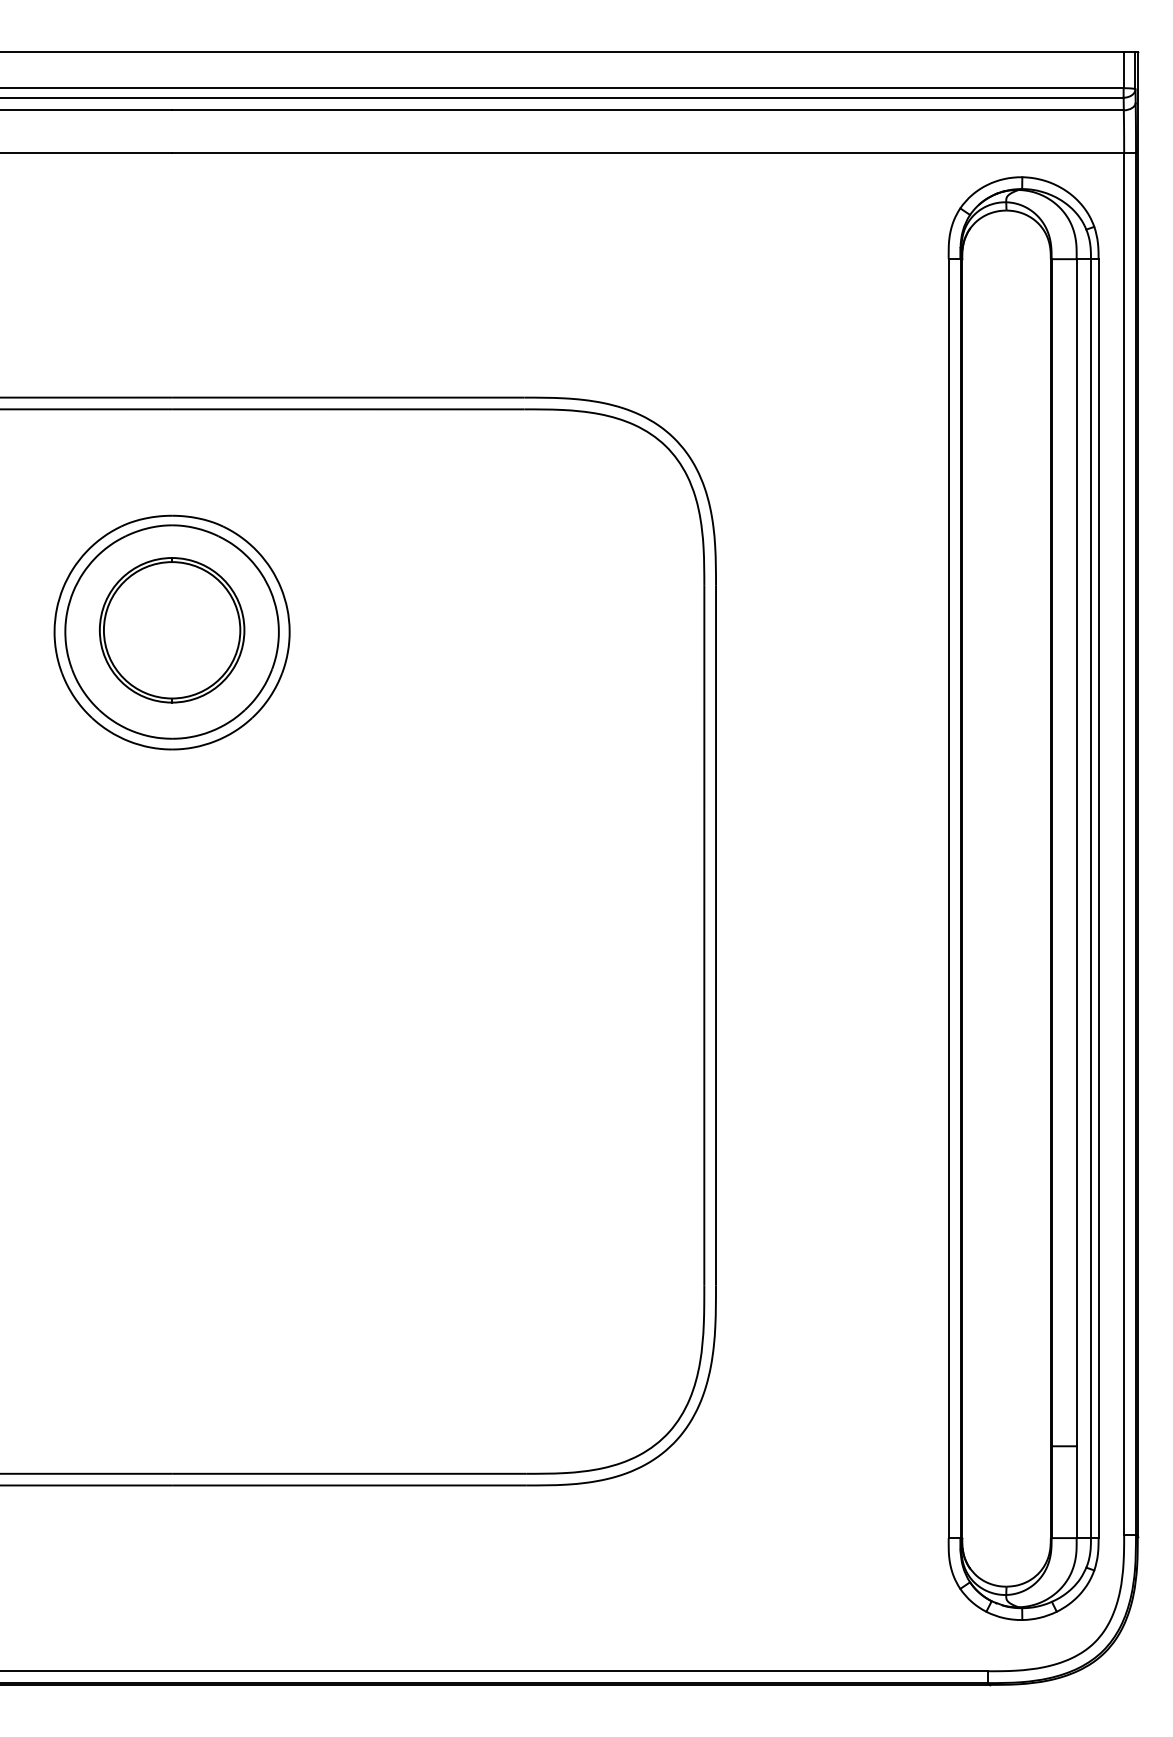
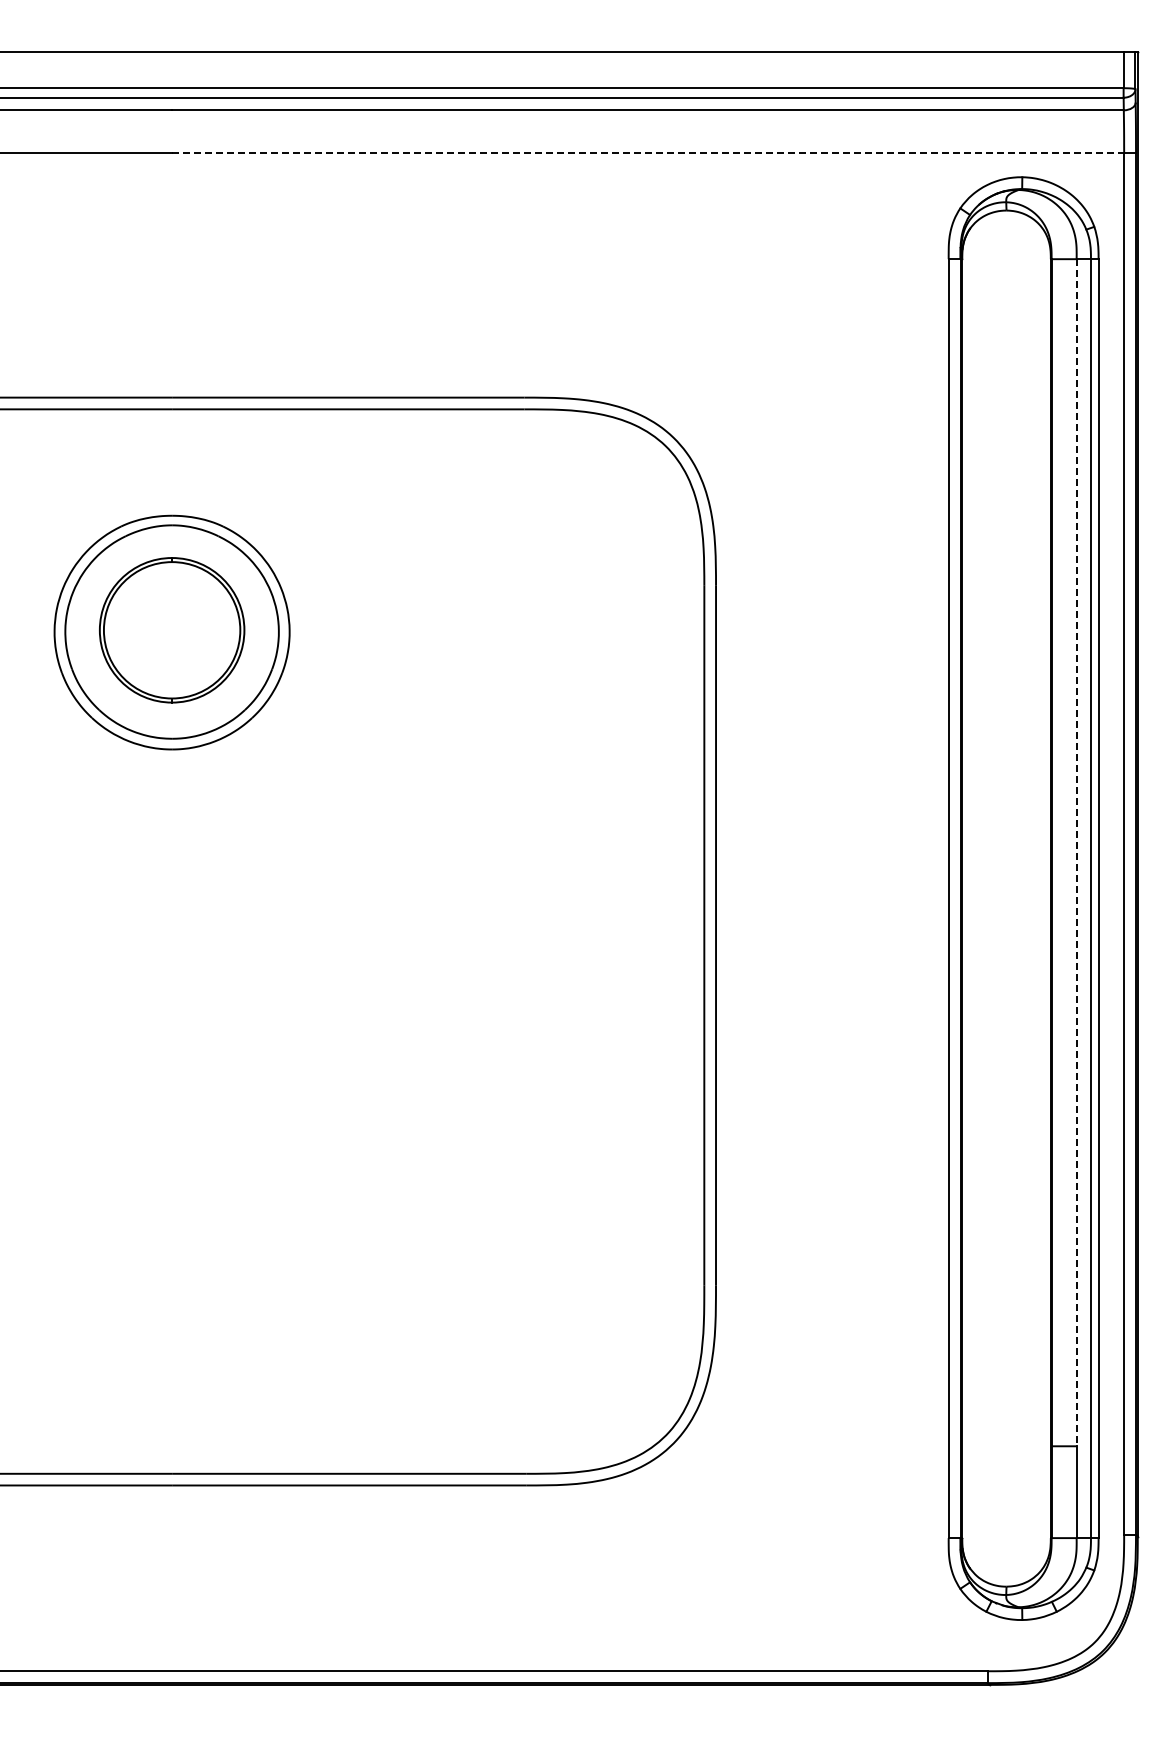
line: solid -> dashed (648, 153)
line: solid -> dashed (1076, 852)
